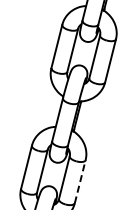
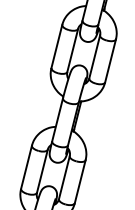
line: dashed -> solid (80, 181)
